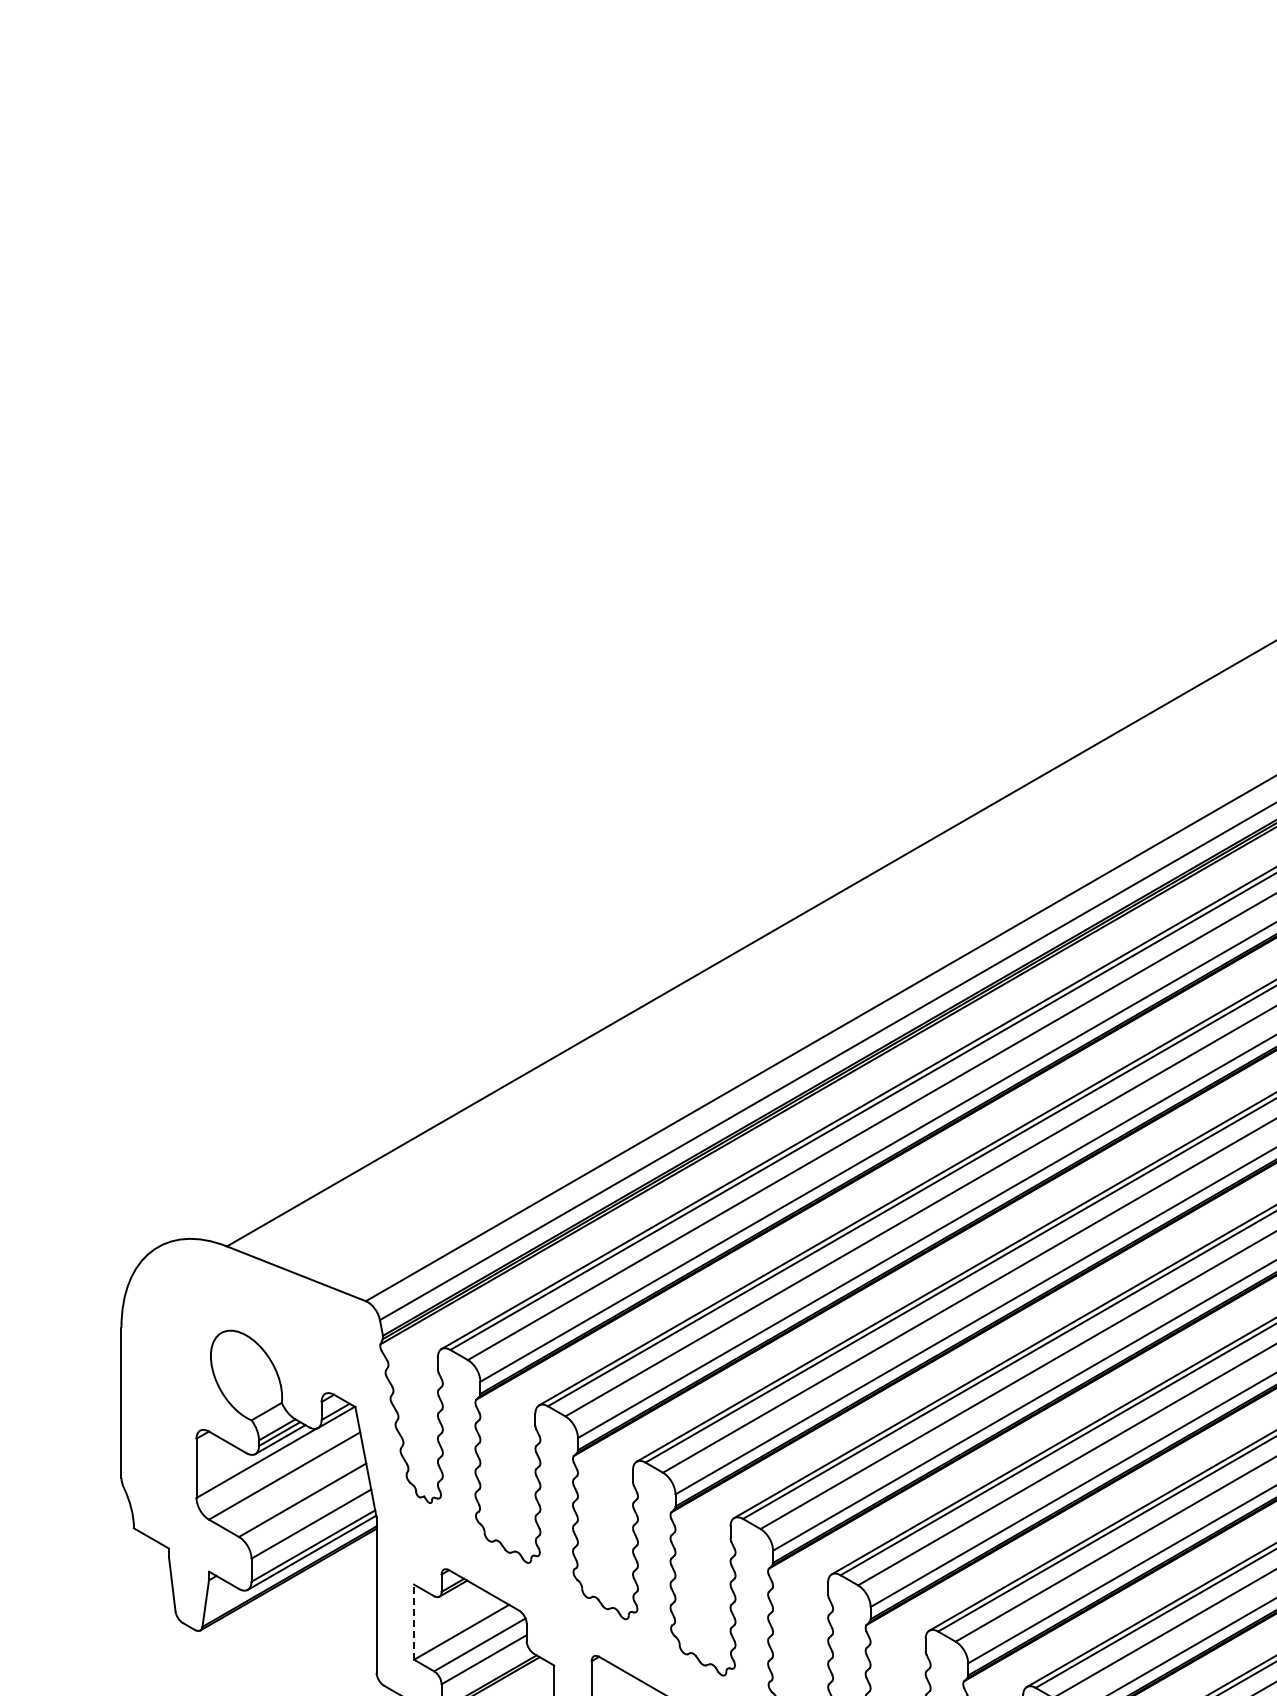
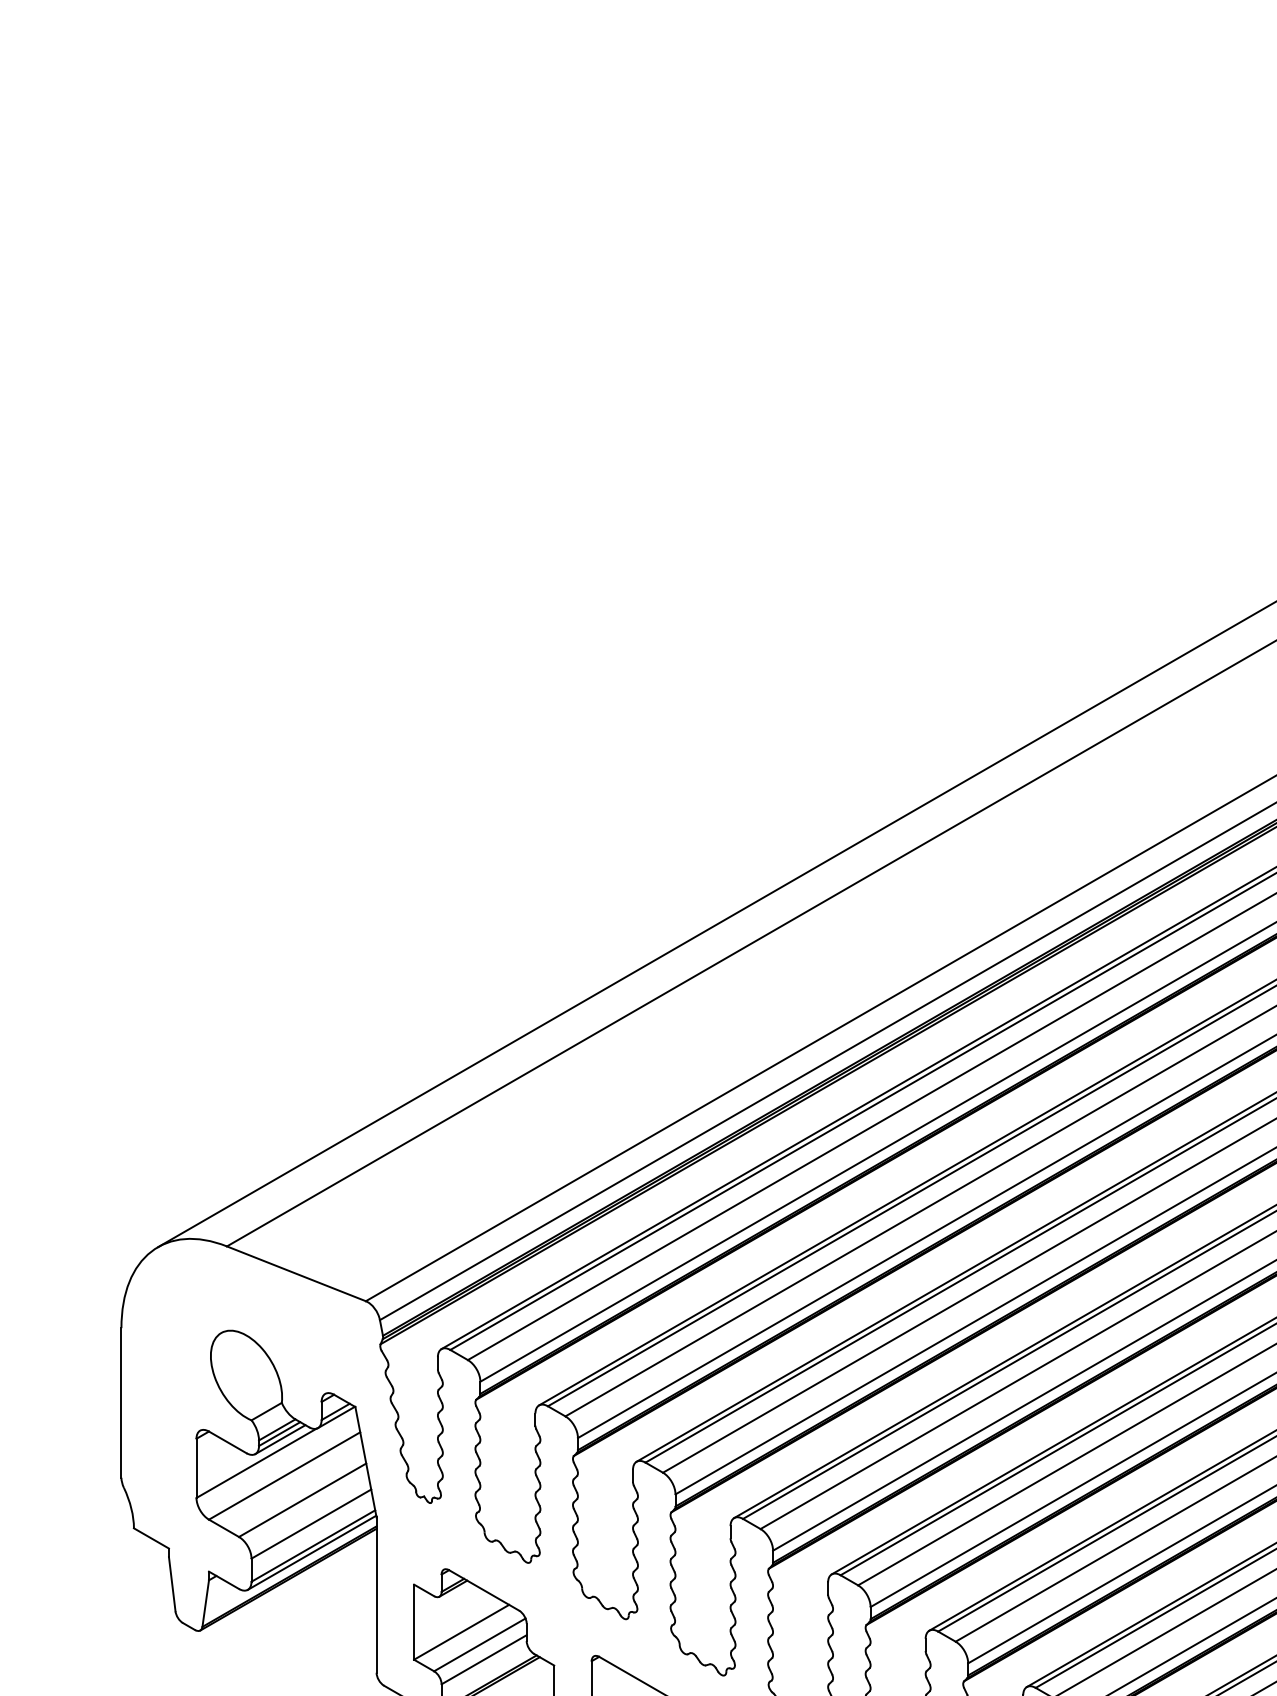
line: none -> present (715, 925)
line: dashed -> solid (414, 1622)
